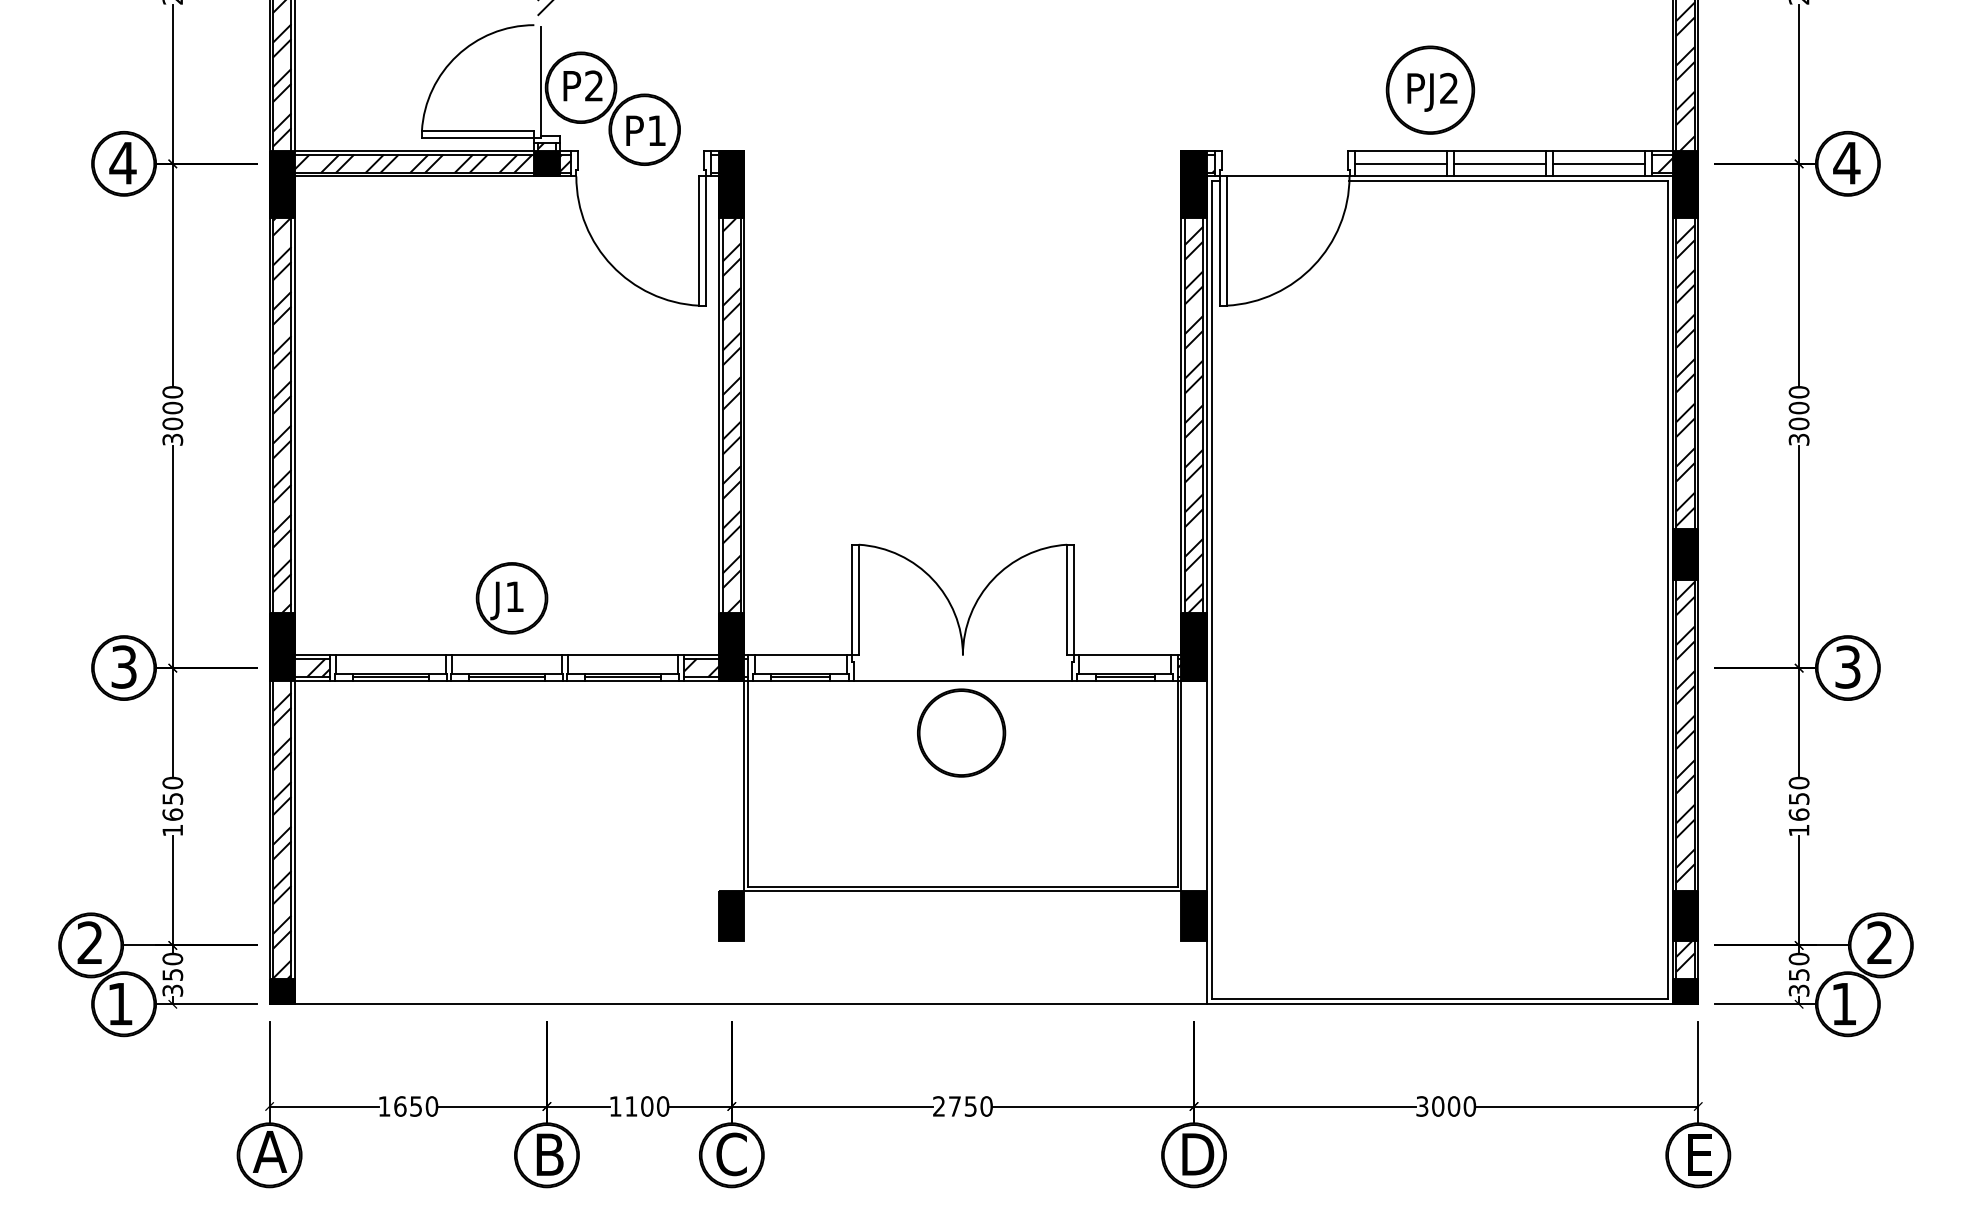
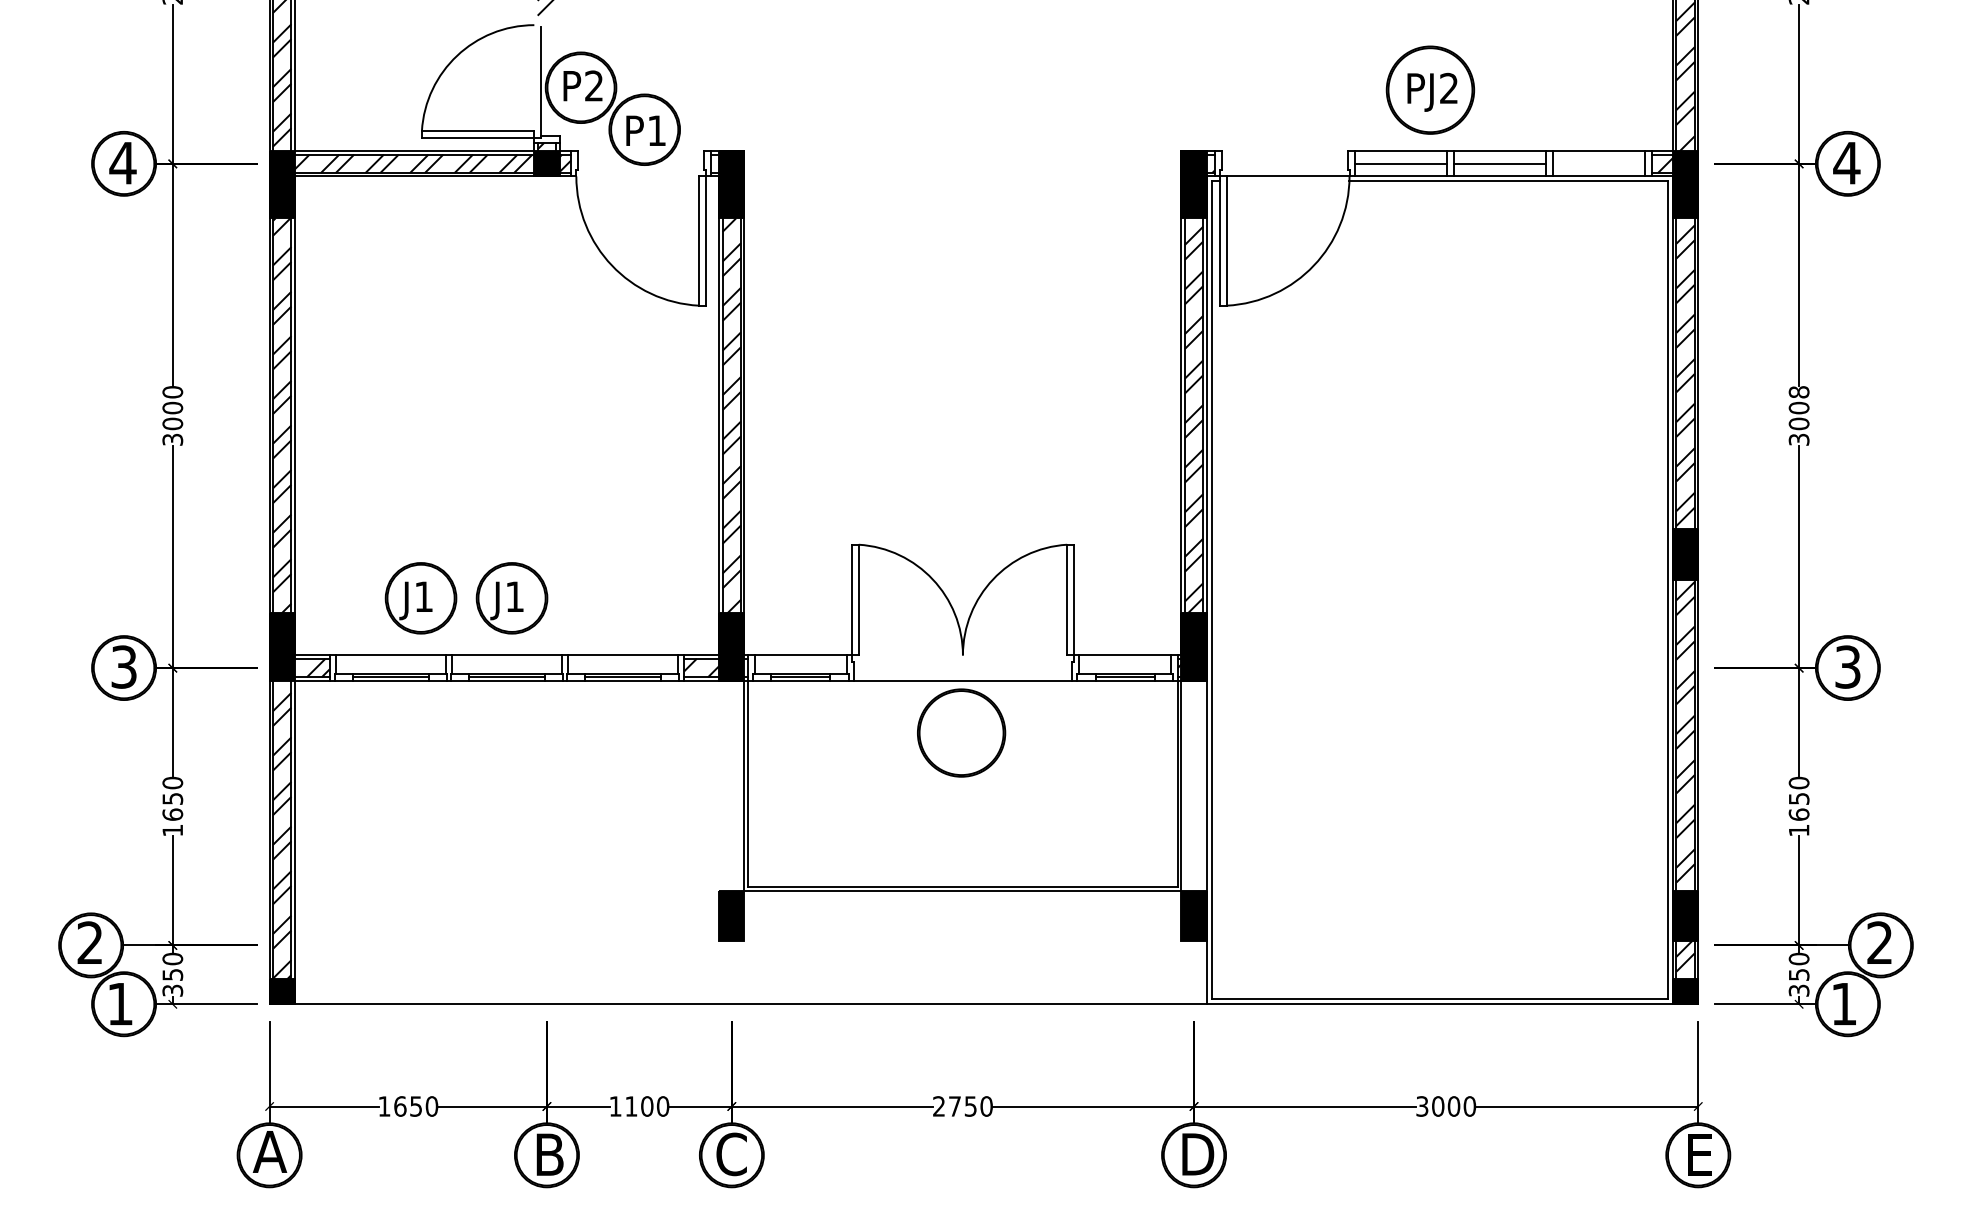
line: present -> none (1598, 163)
text: 3000 -> 3008 (1799, 392)
part: none -> present (420, 598)
